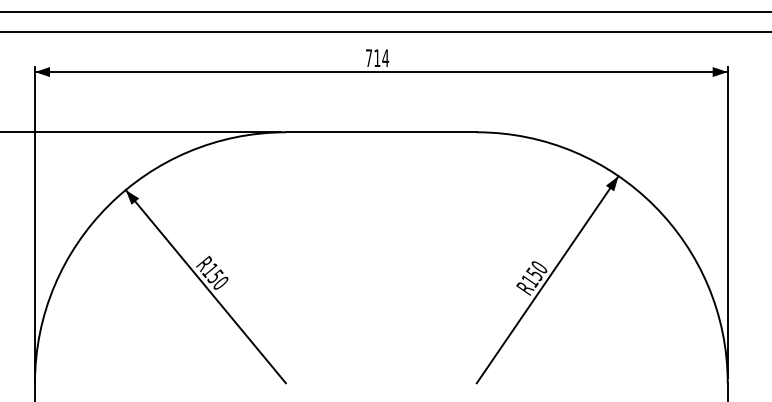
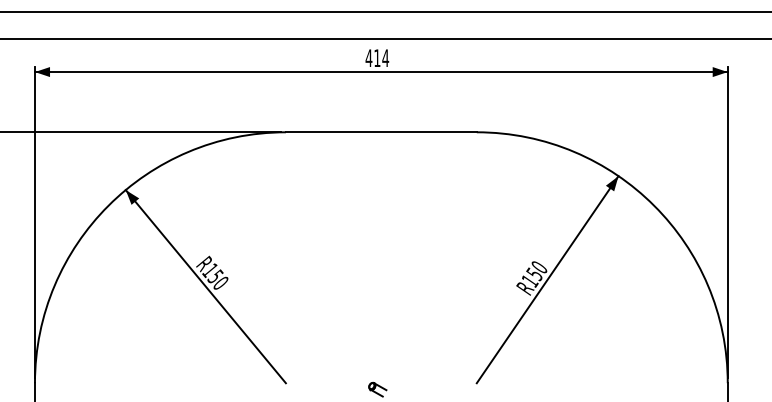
line position: (385, 31) -> (385, 38) (385, 38)
text: 714 -> 414 (368, 57)
part: none -> present (377, 389)
